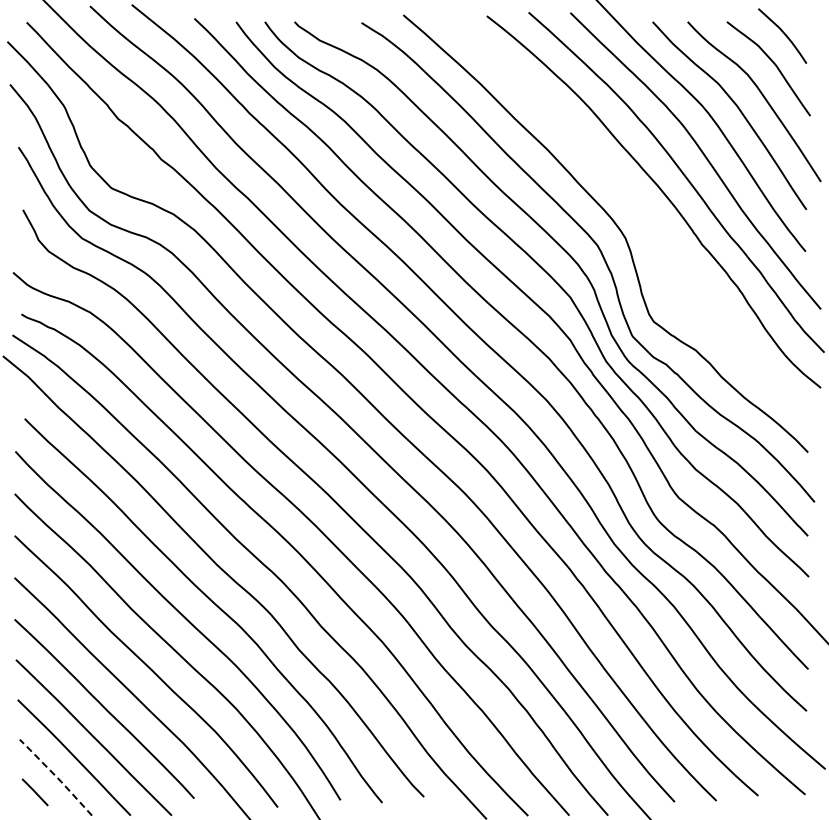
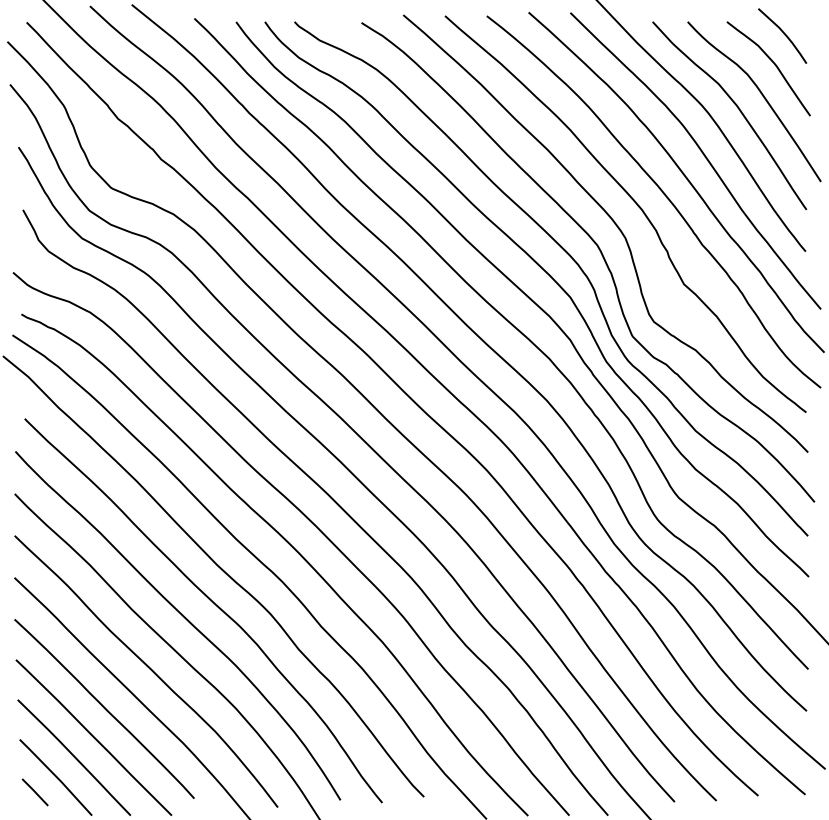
curve: none -> present (637, 206)
line: dashed -> solid (56, 776)
